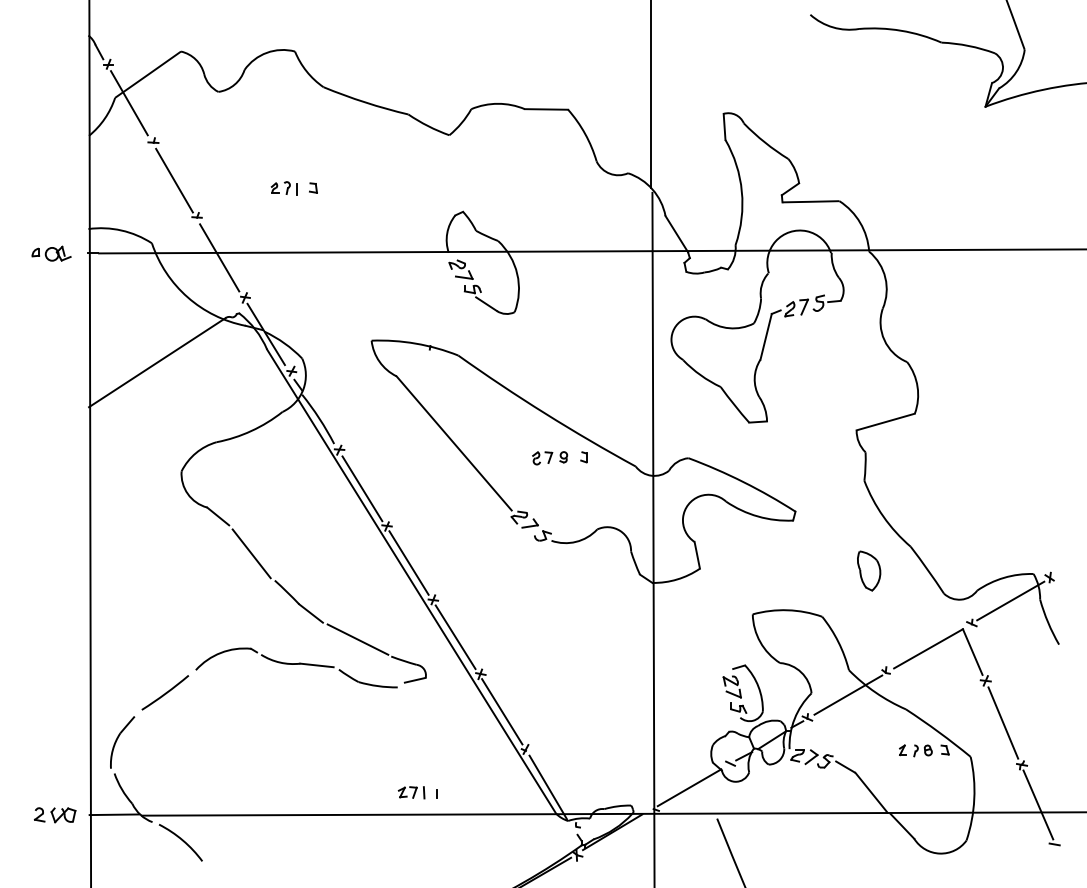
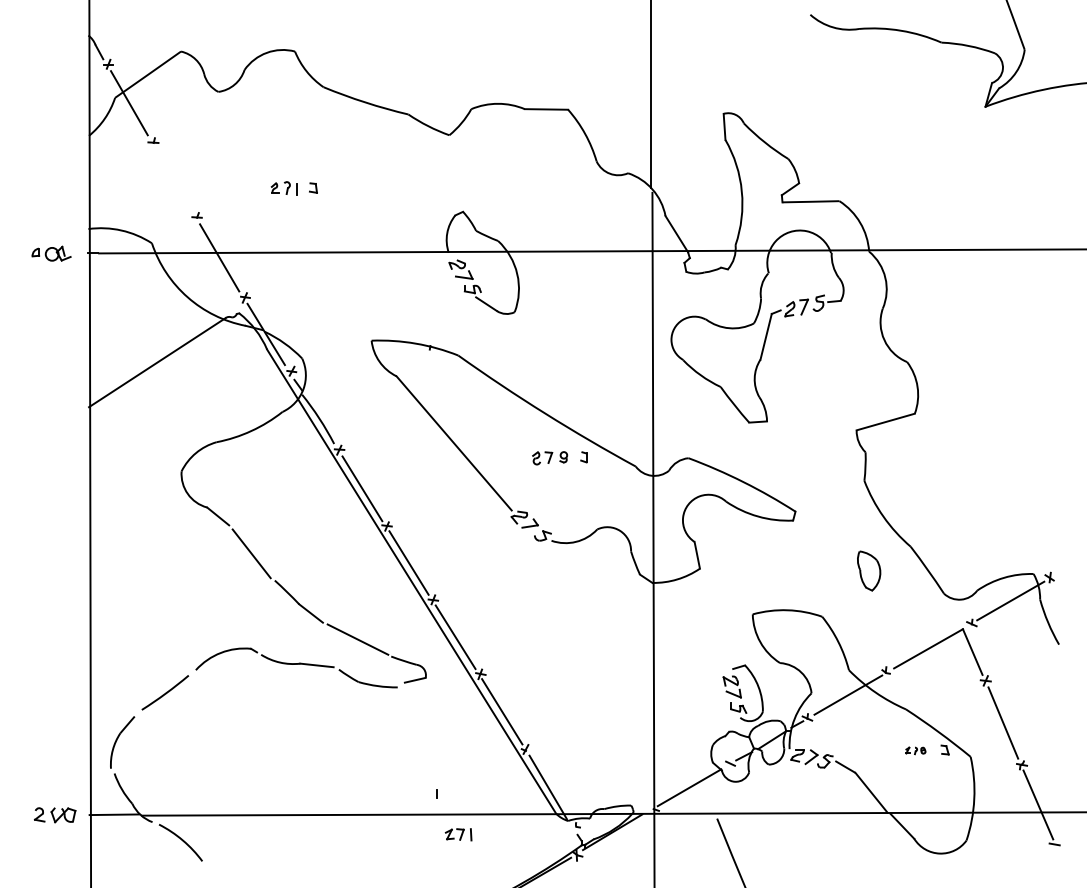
line: present -> none (174, 180)
part size: 34x14 px -> 22x10 px (915, 750)
part position: (411, 792) -> (458, 834) (458, 834)
